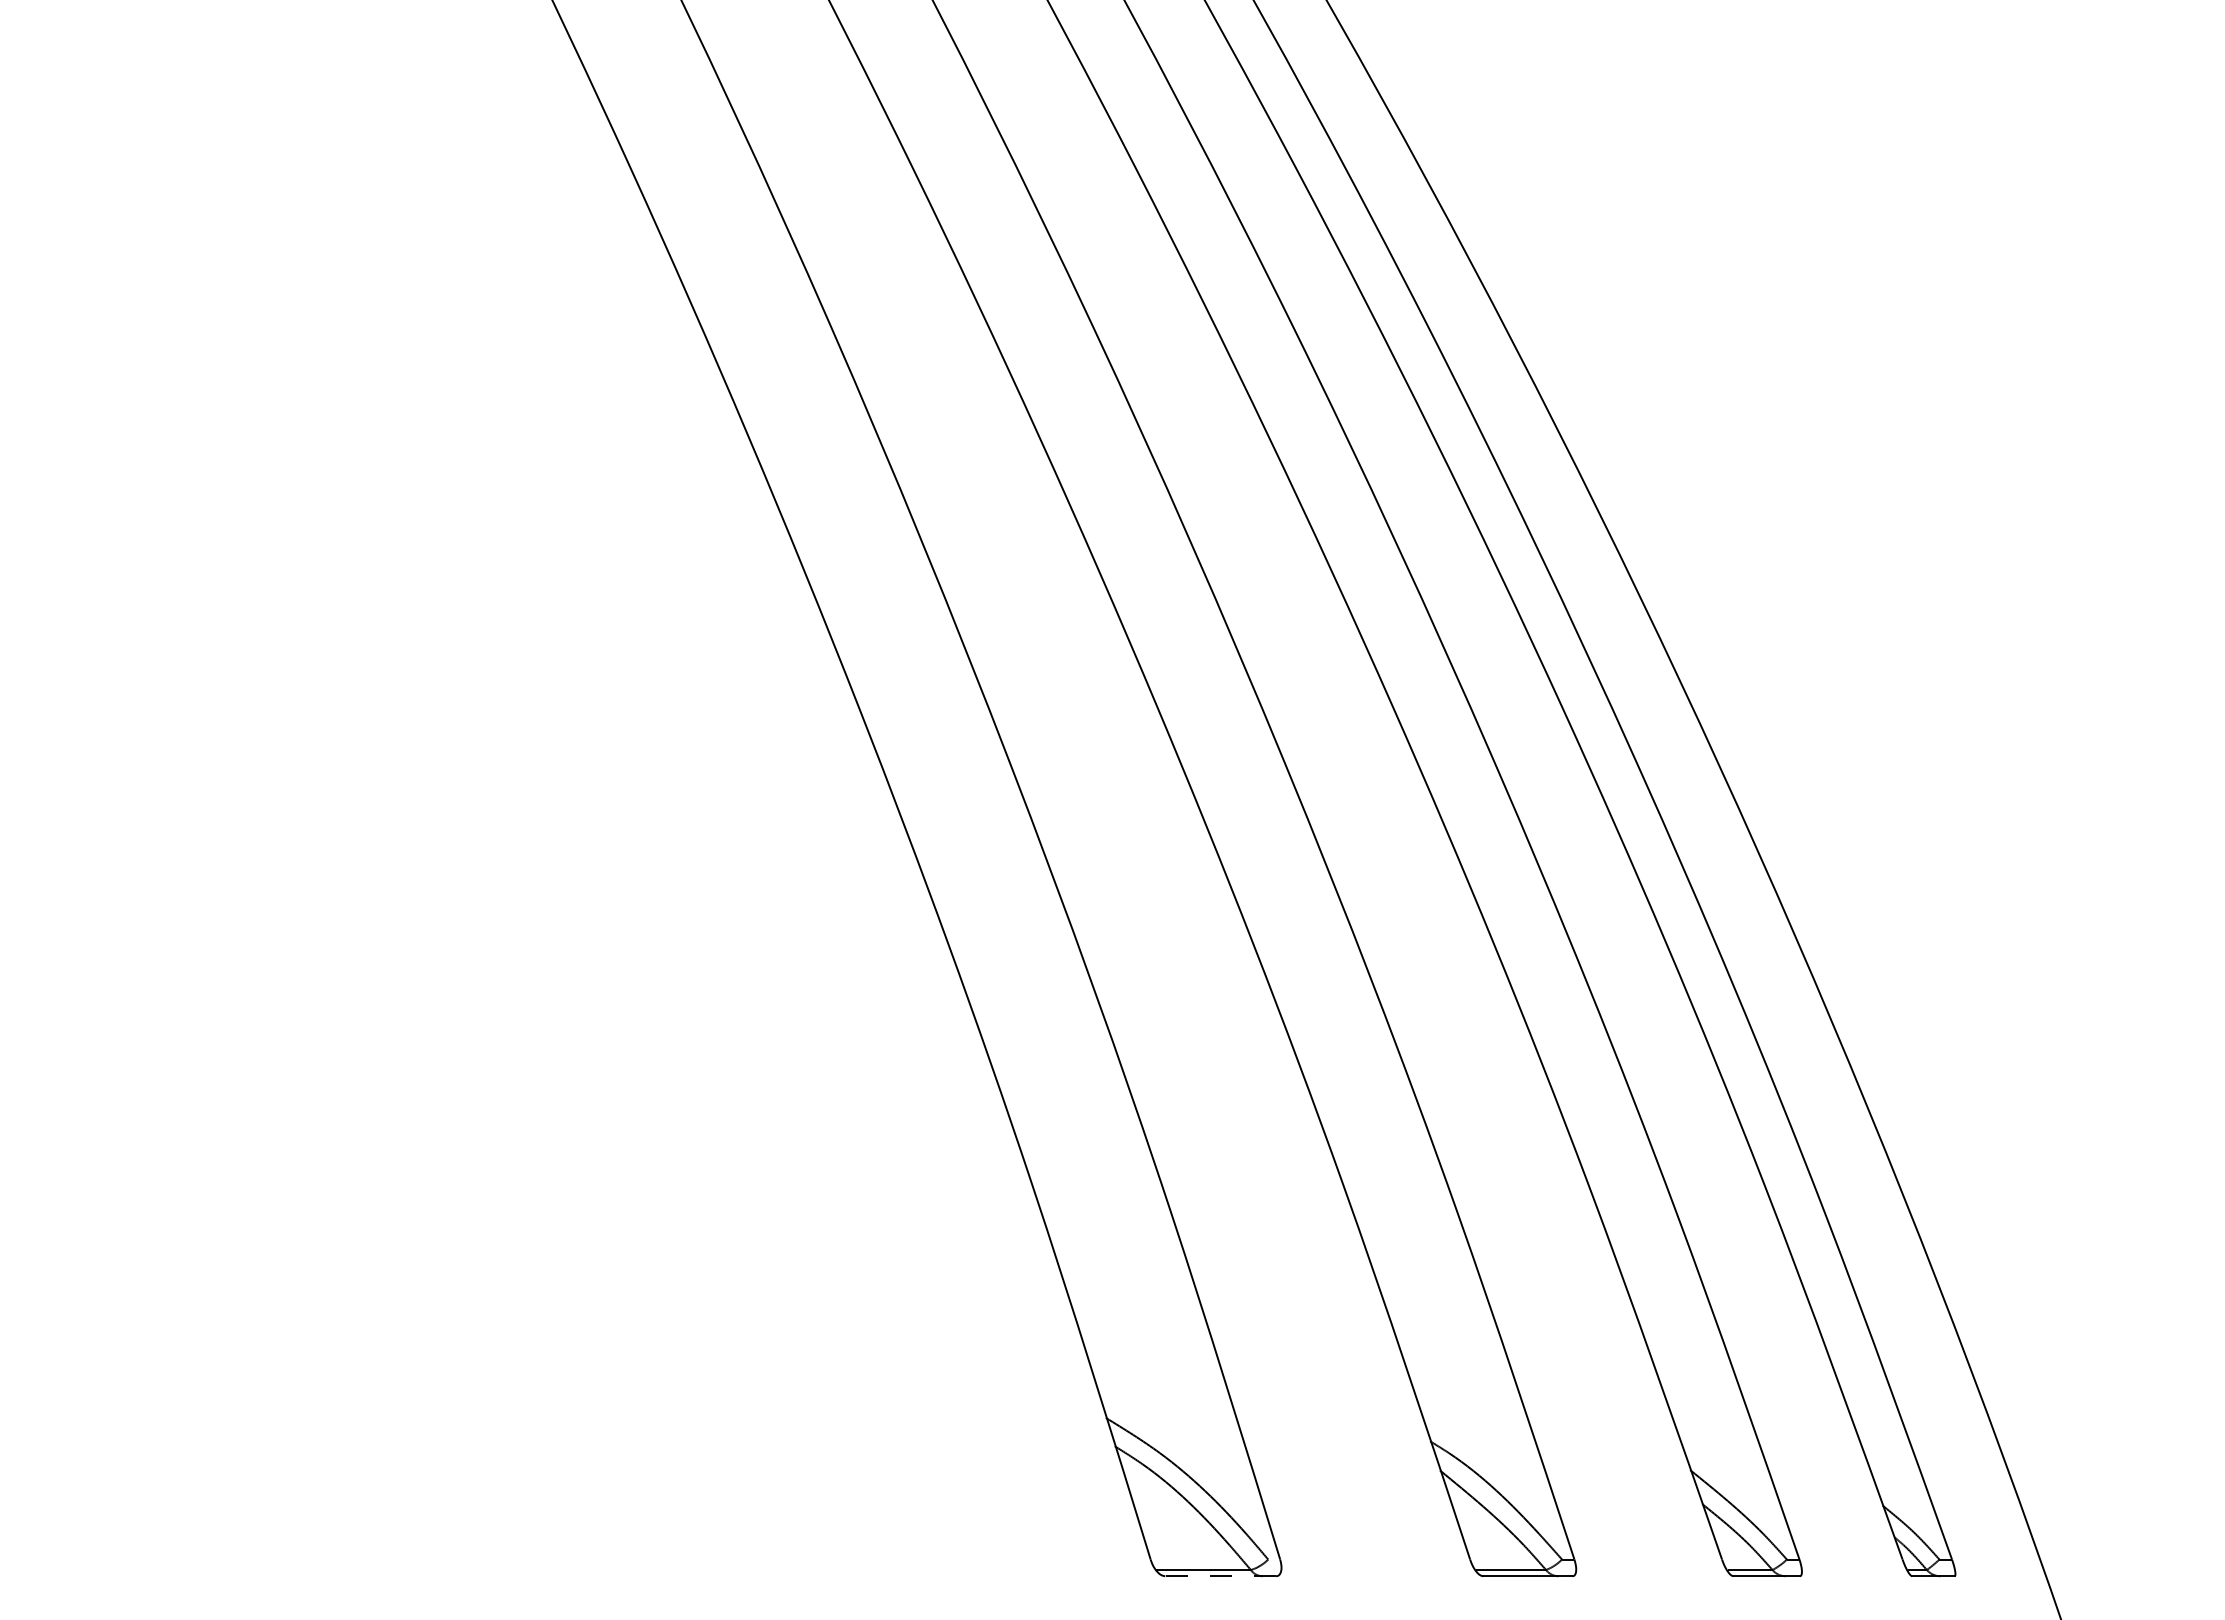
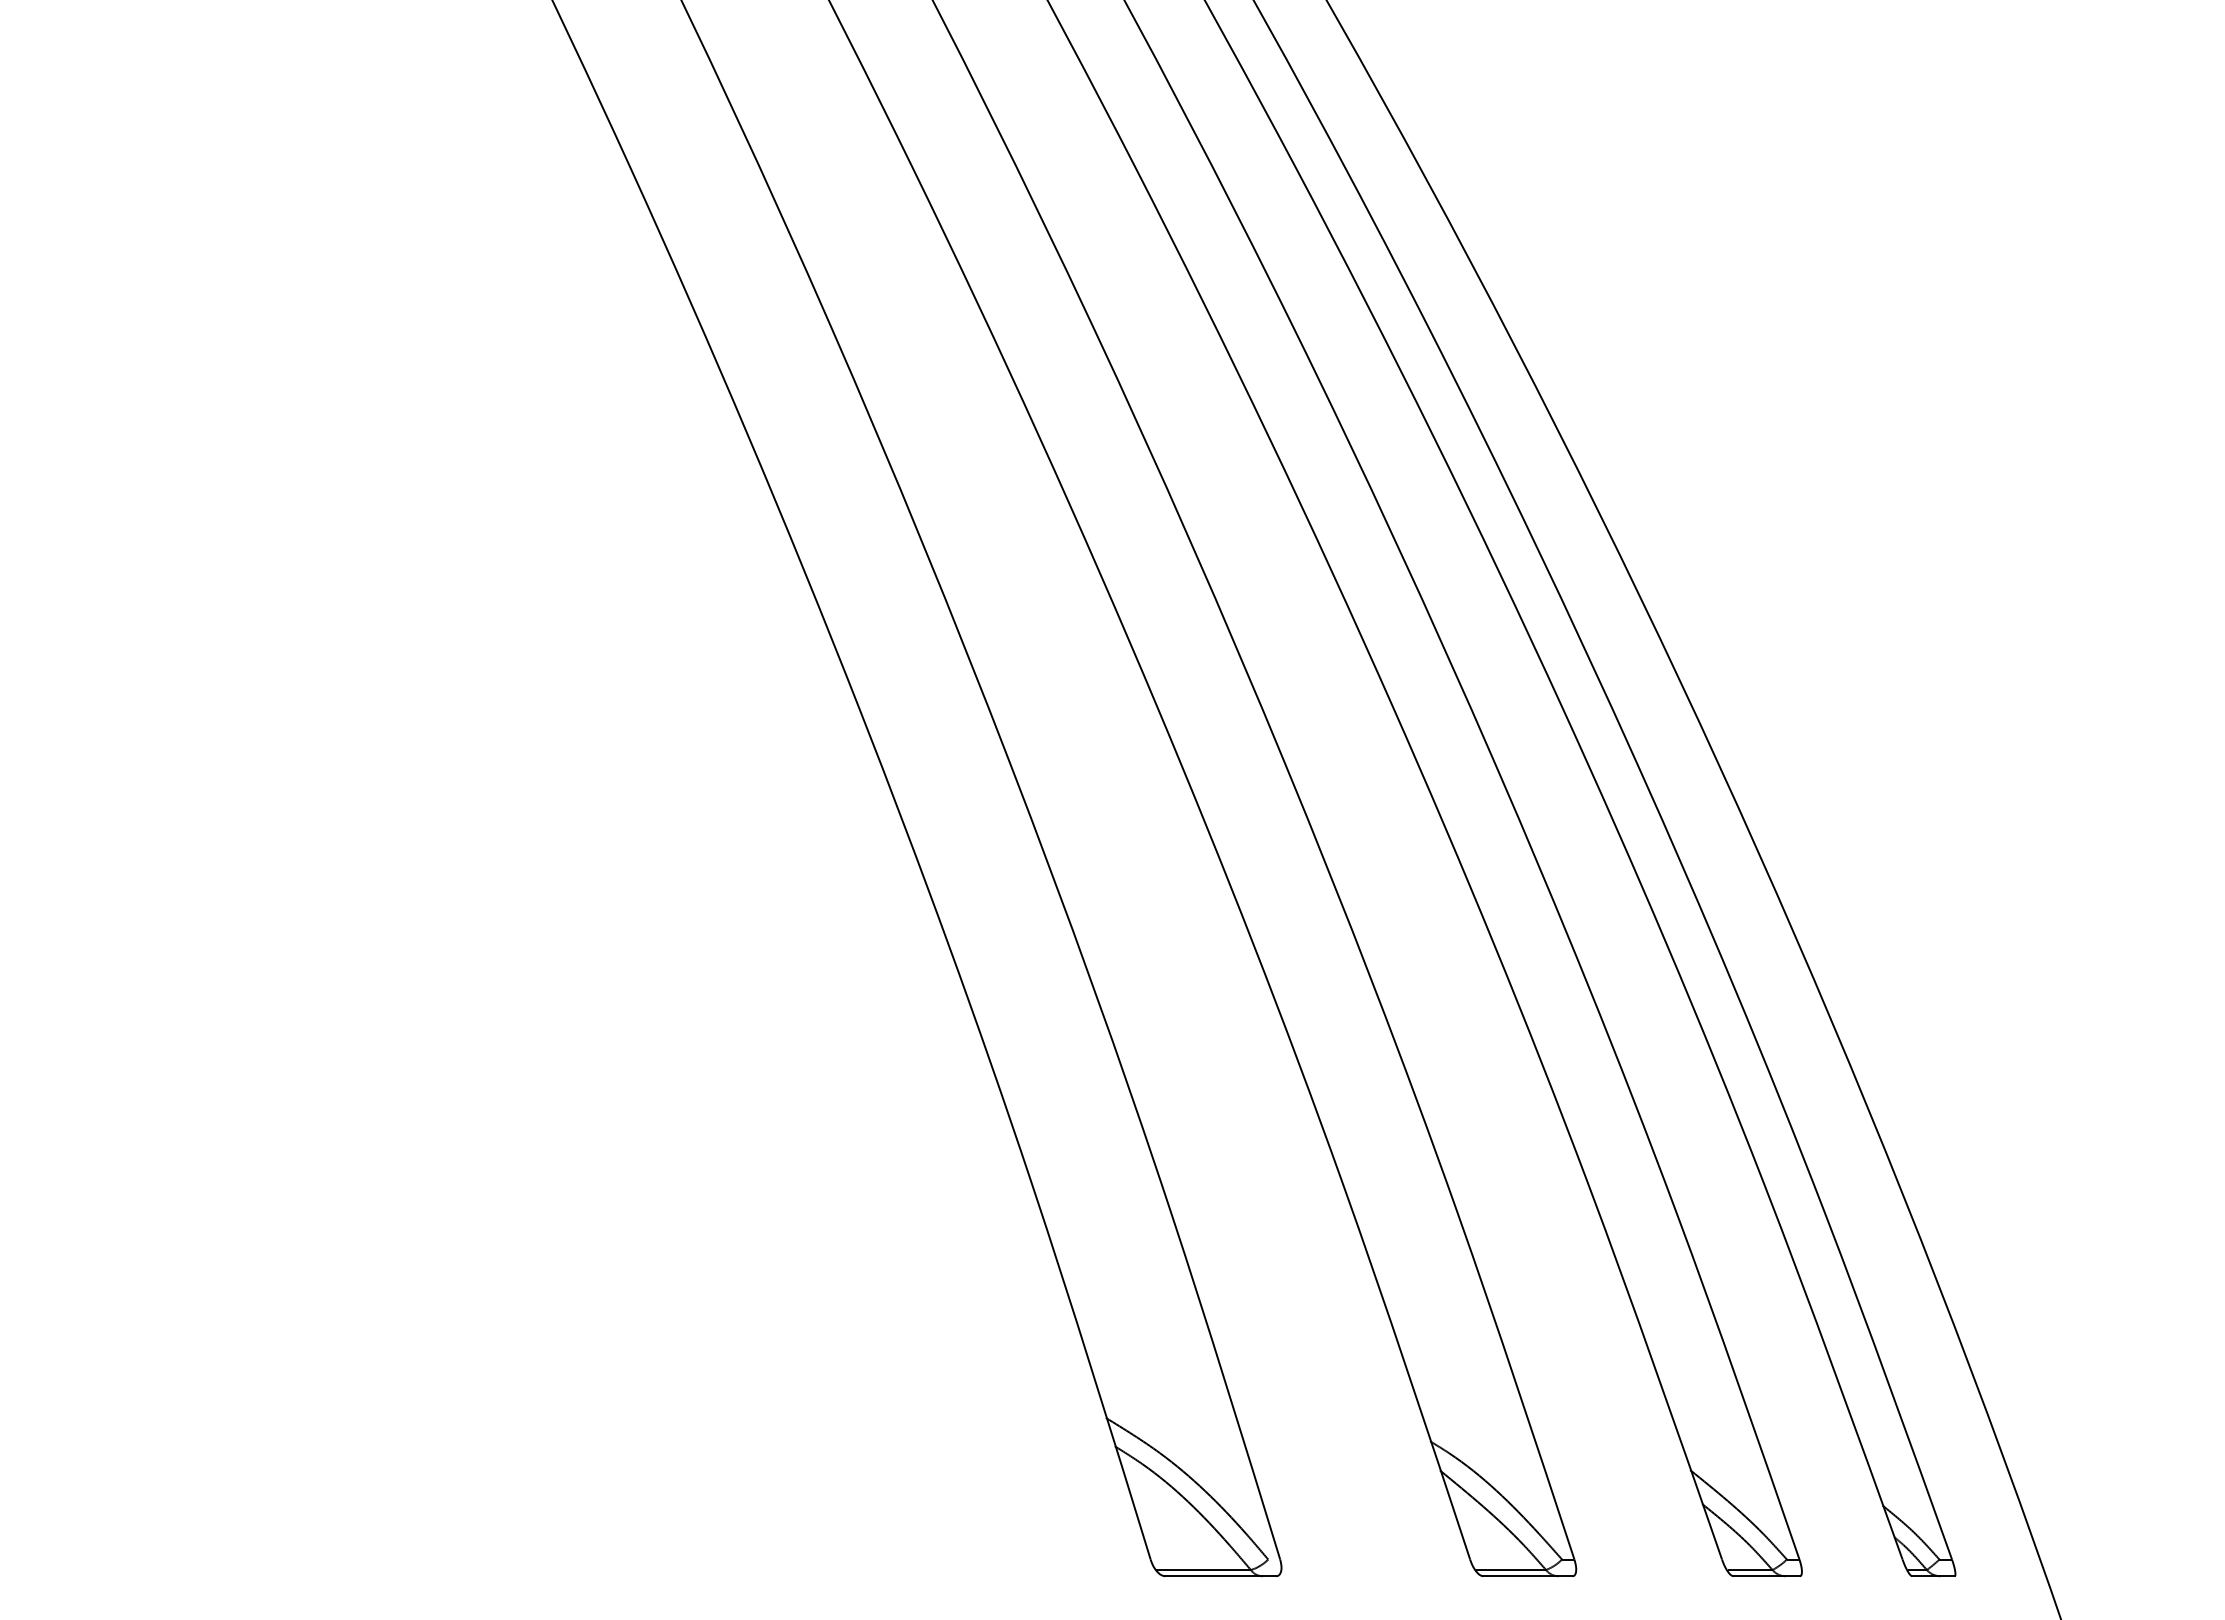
line: dashed -> solid (1220, 1576)
